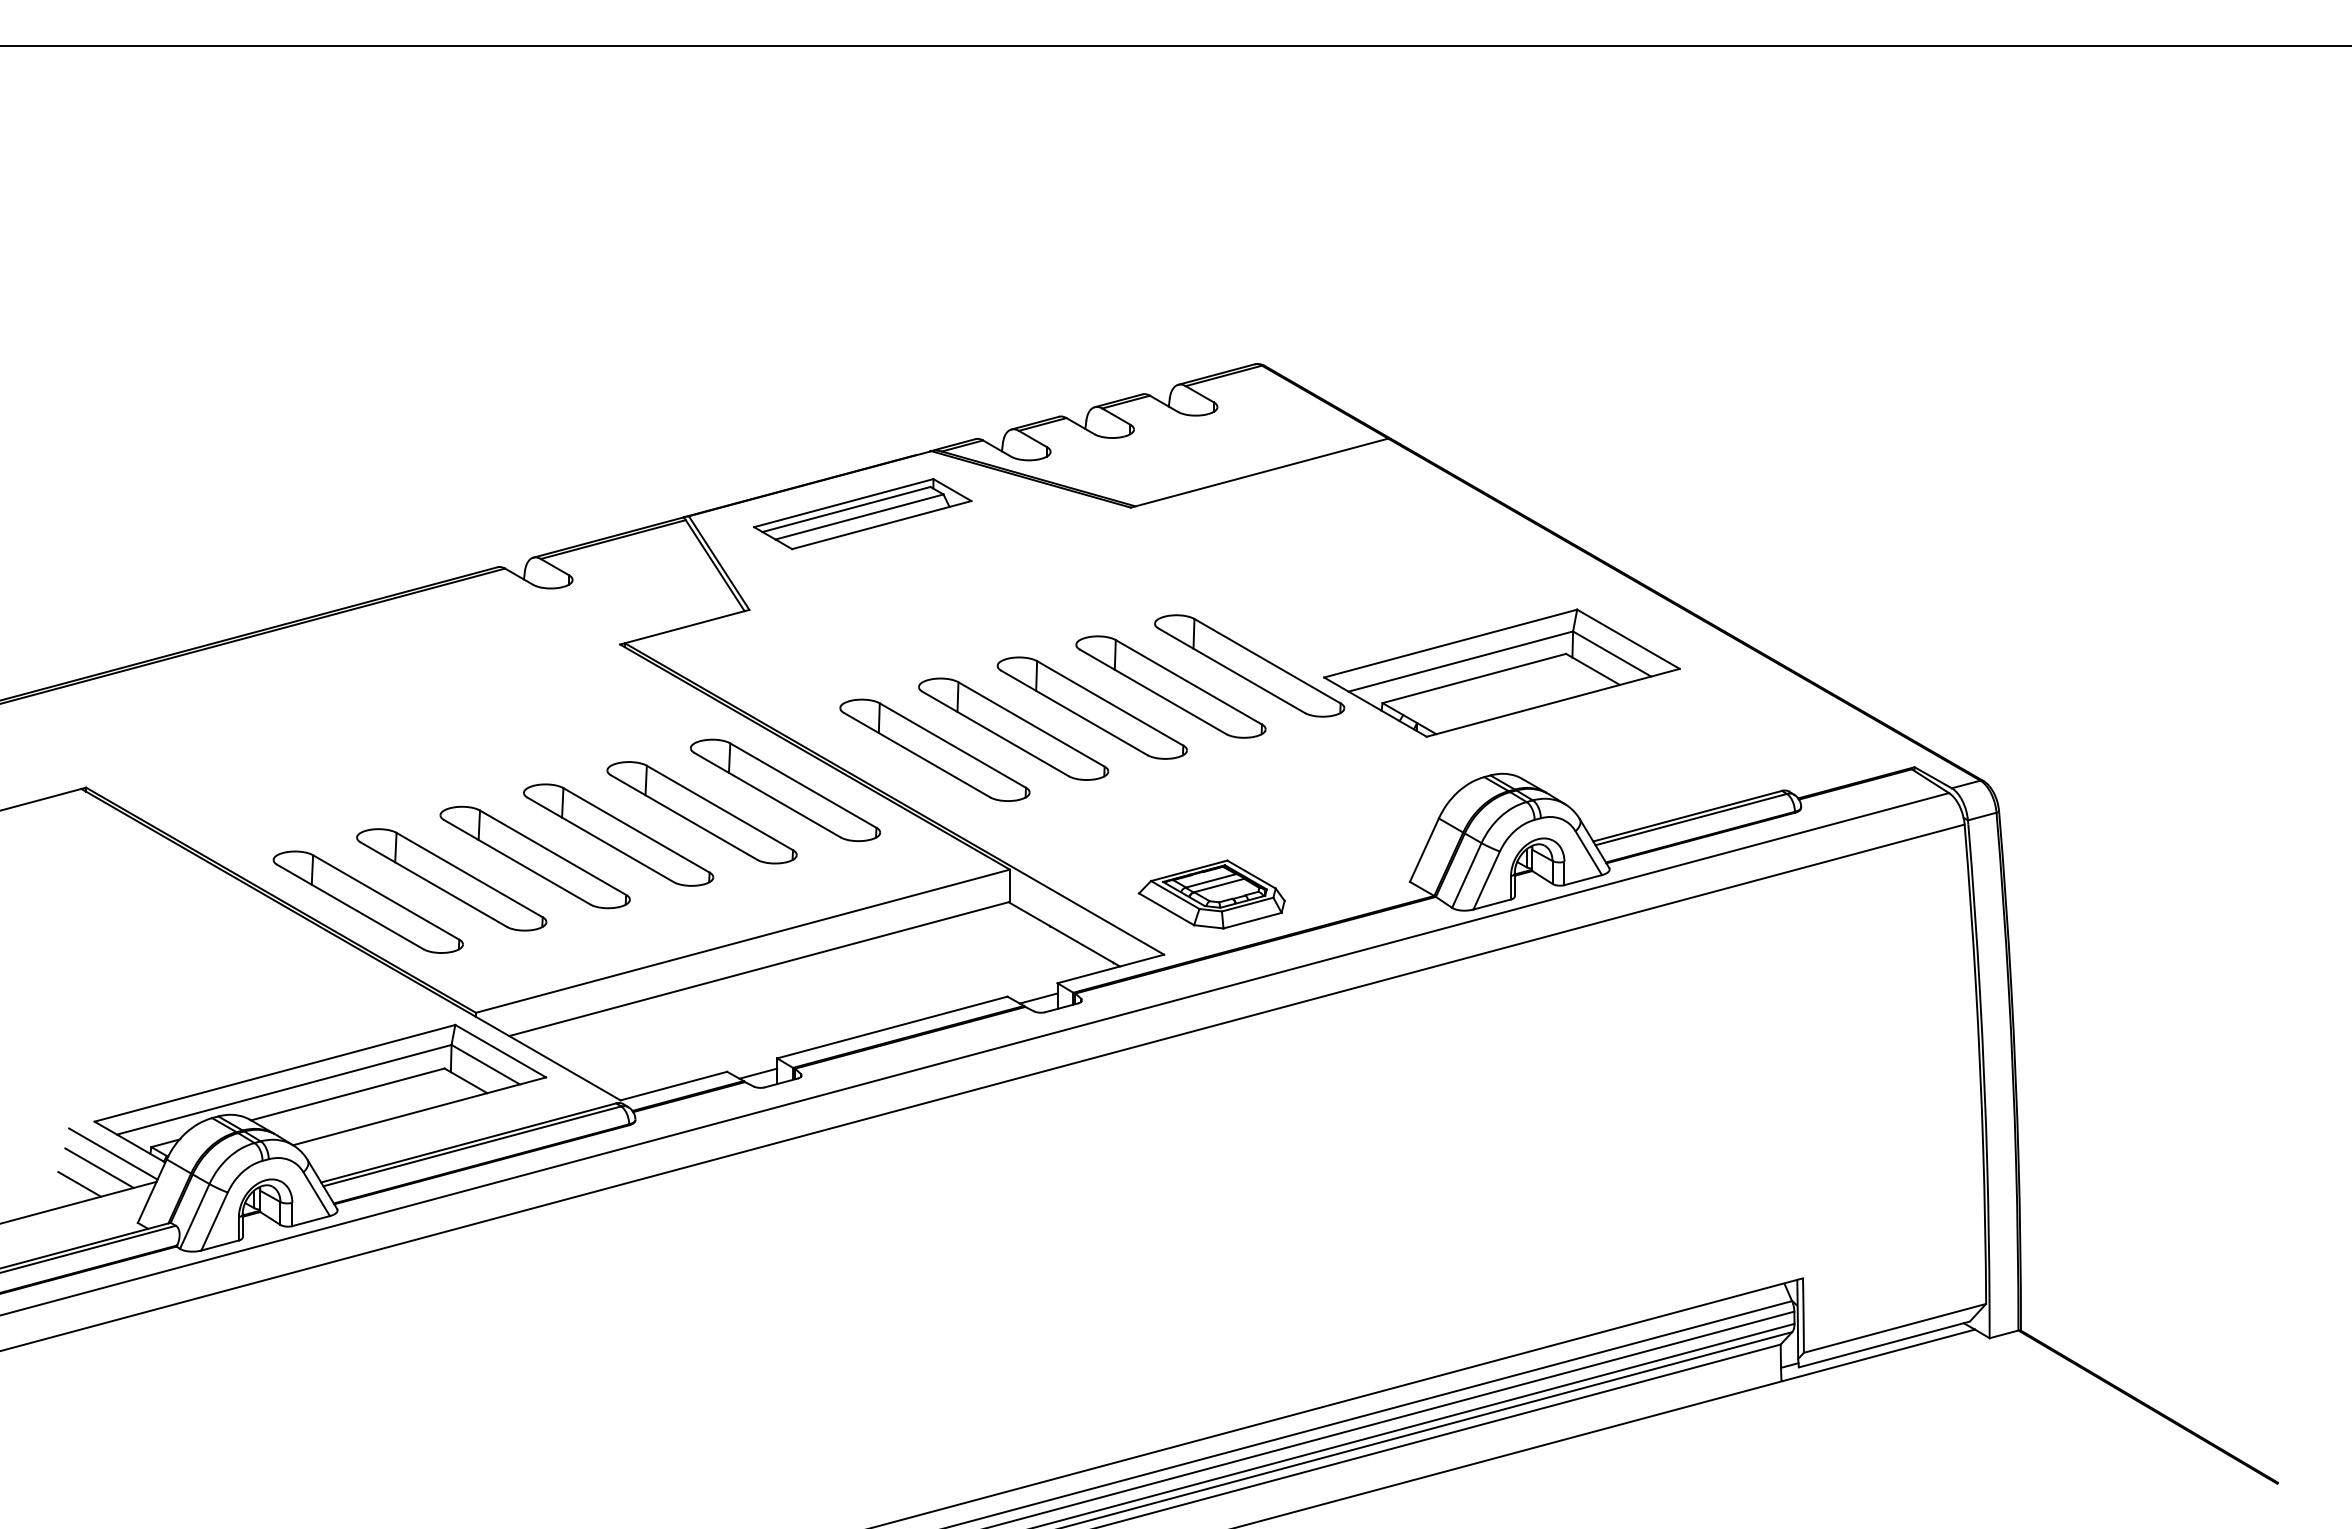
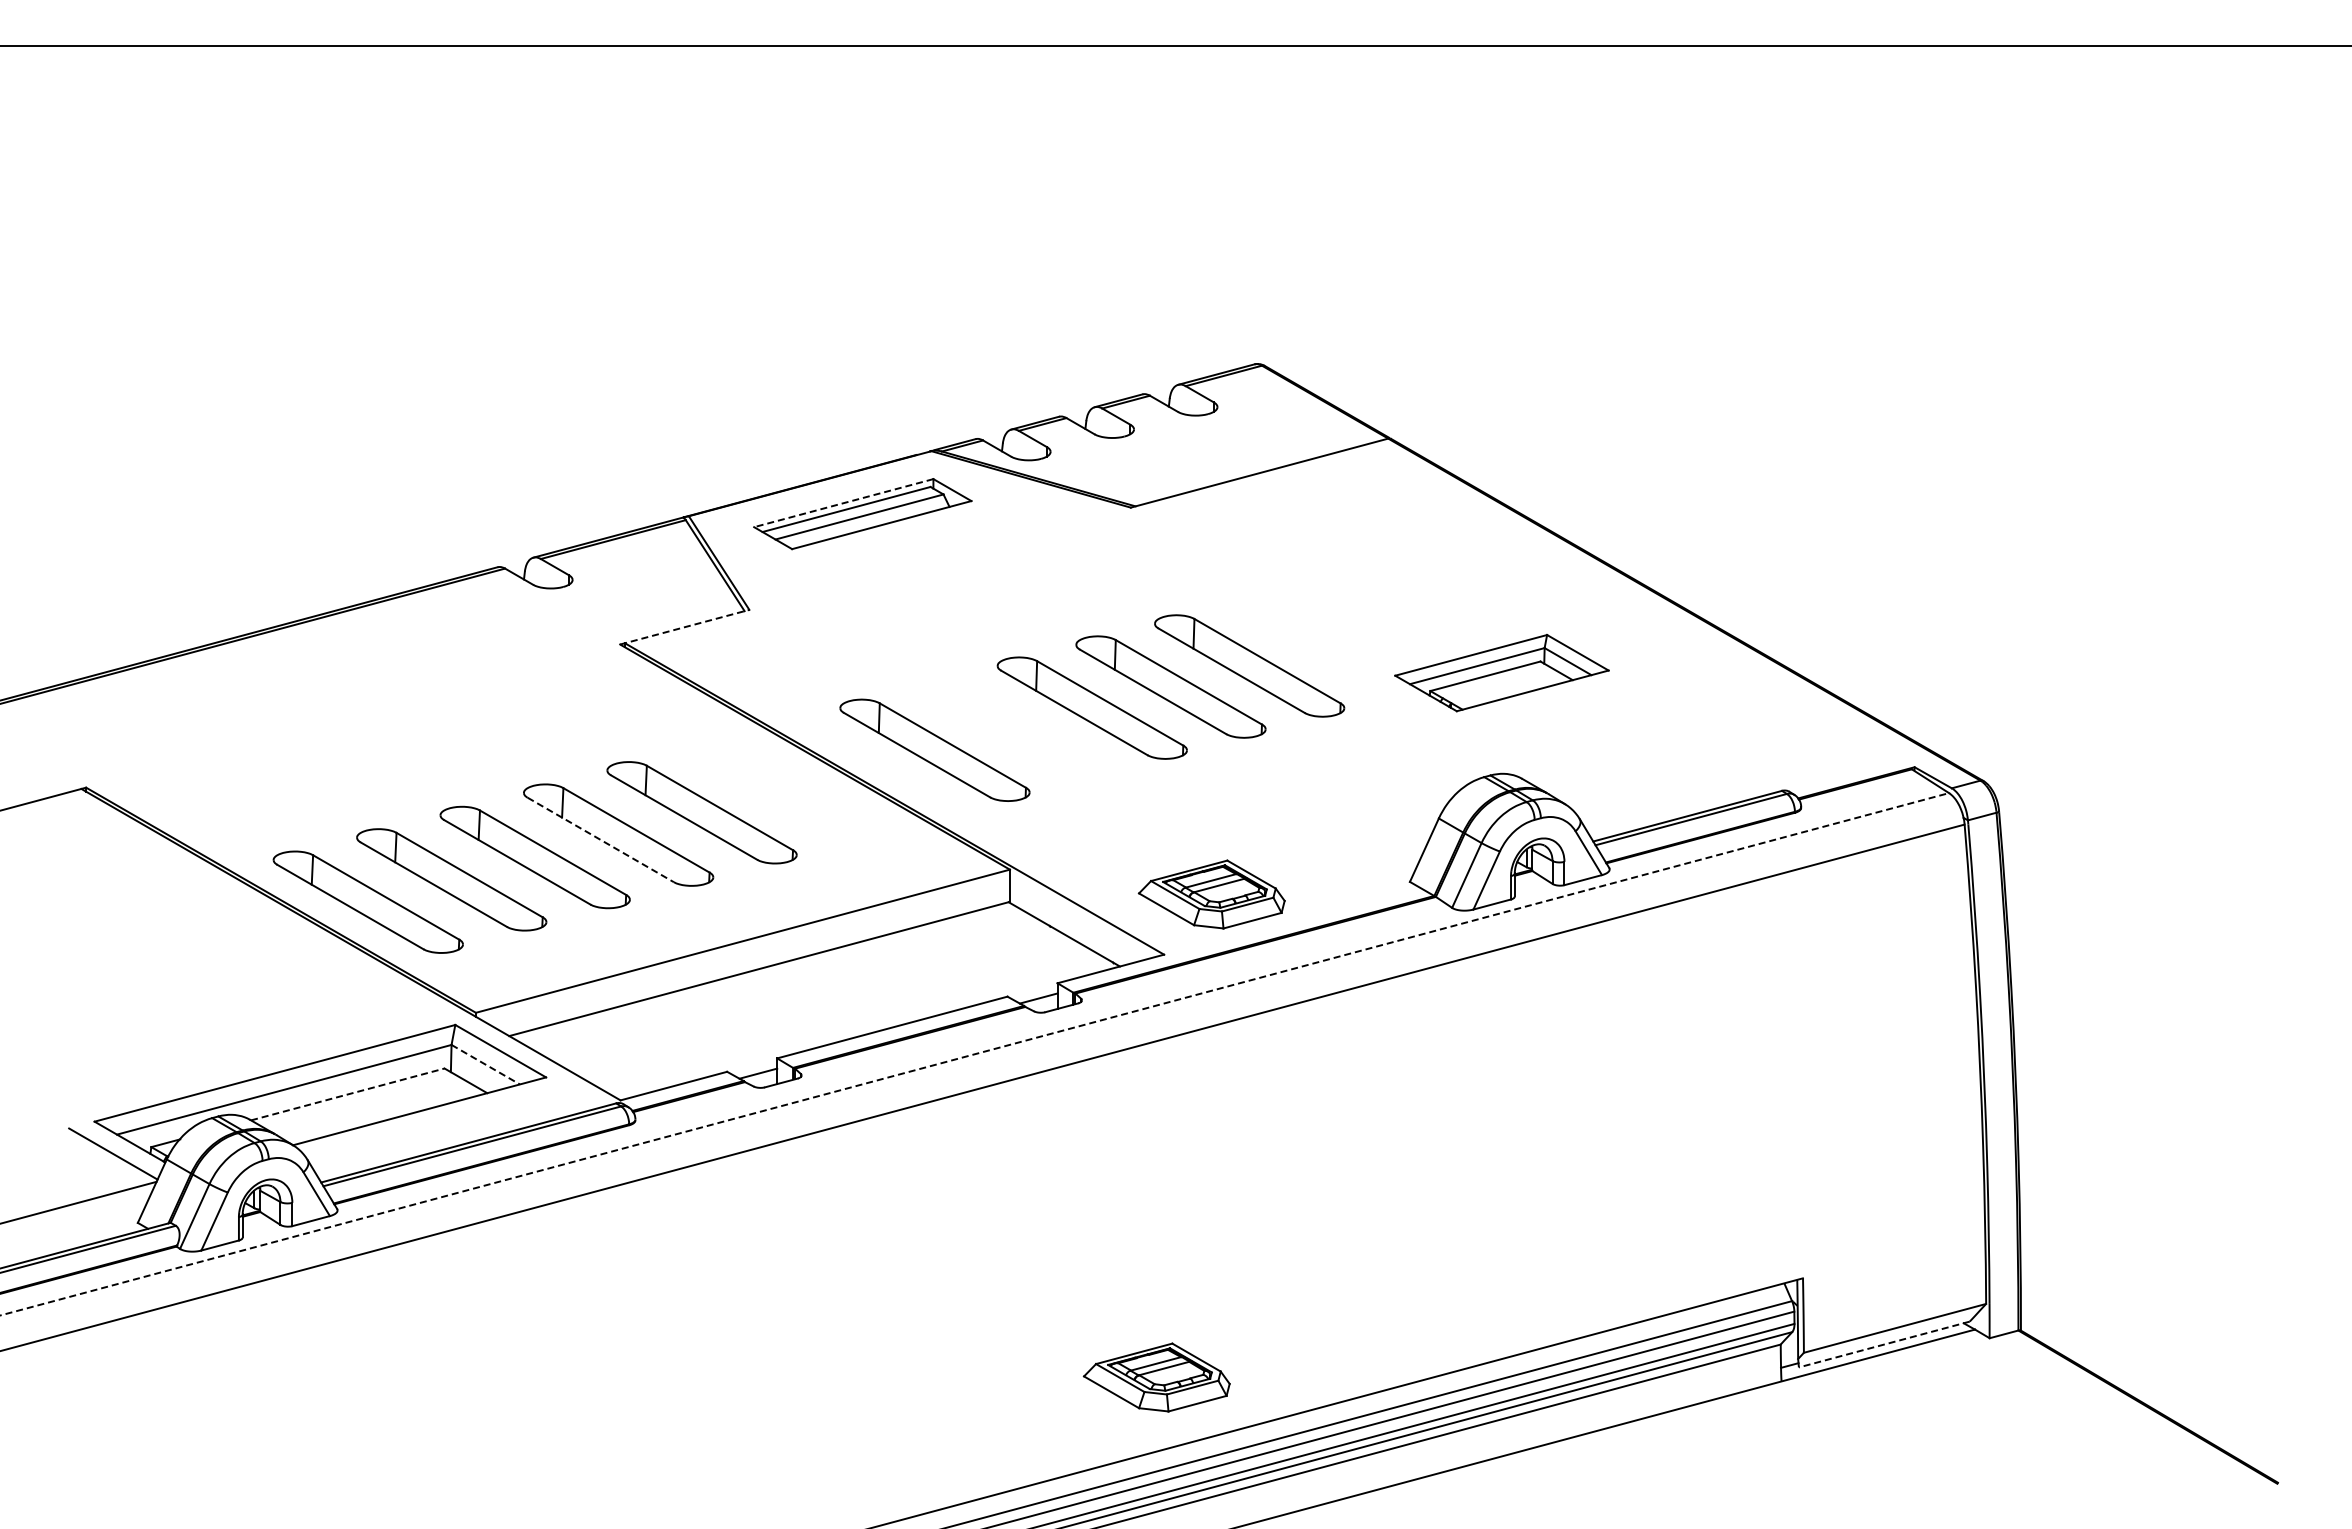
line: solid -> dashed (843, 503)
line: solid -> dashed (684, 627)
part size: 358x130 px -> 216x79 px (1501, 673)
part: present -> none (1013, 728)
part: present -> none (785, 789)
line: solid -> dashed (601, 840)
line: solid -> dashed (974, 1054)
line: solid -> dashed (486, 1064)
line: solid -> dashed (348, 1094)
line: present -> none (99, 1167)
line: present -> none (79, 1184)
line: solid -> dashed (1883, 1344)
part: none -> present (1156, 1377)
